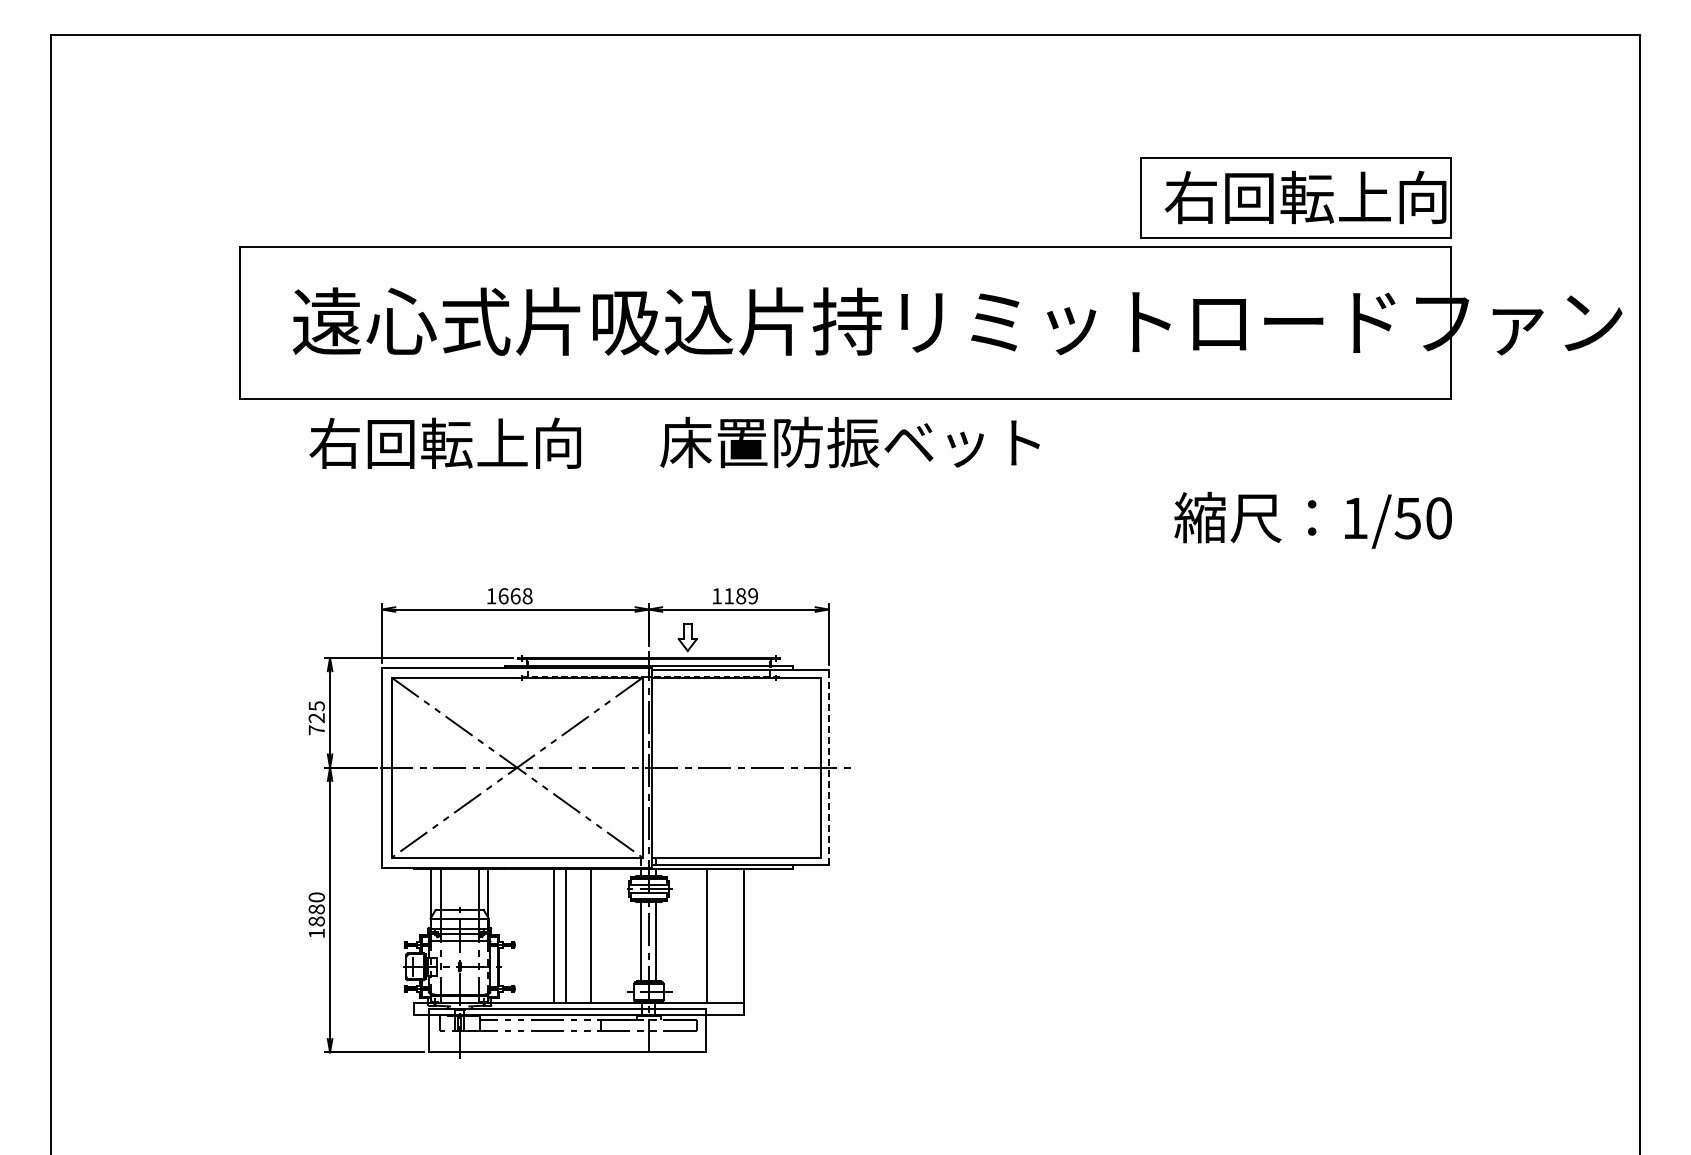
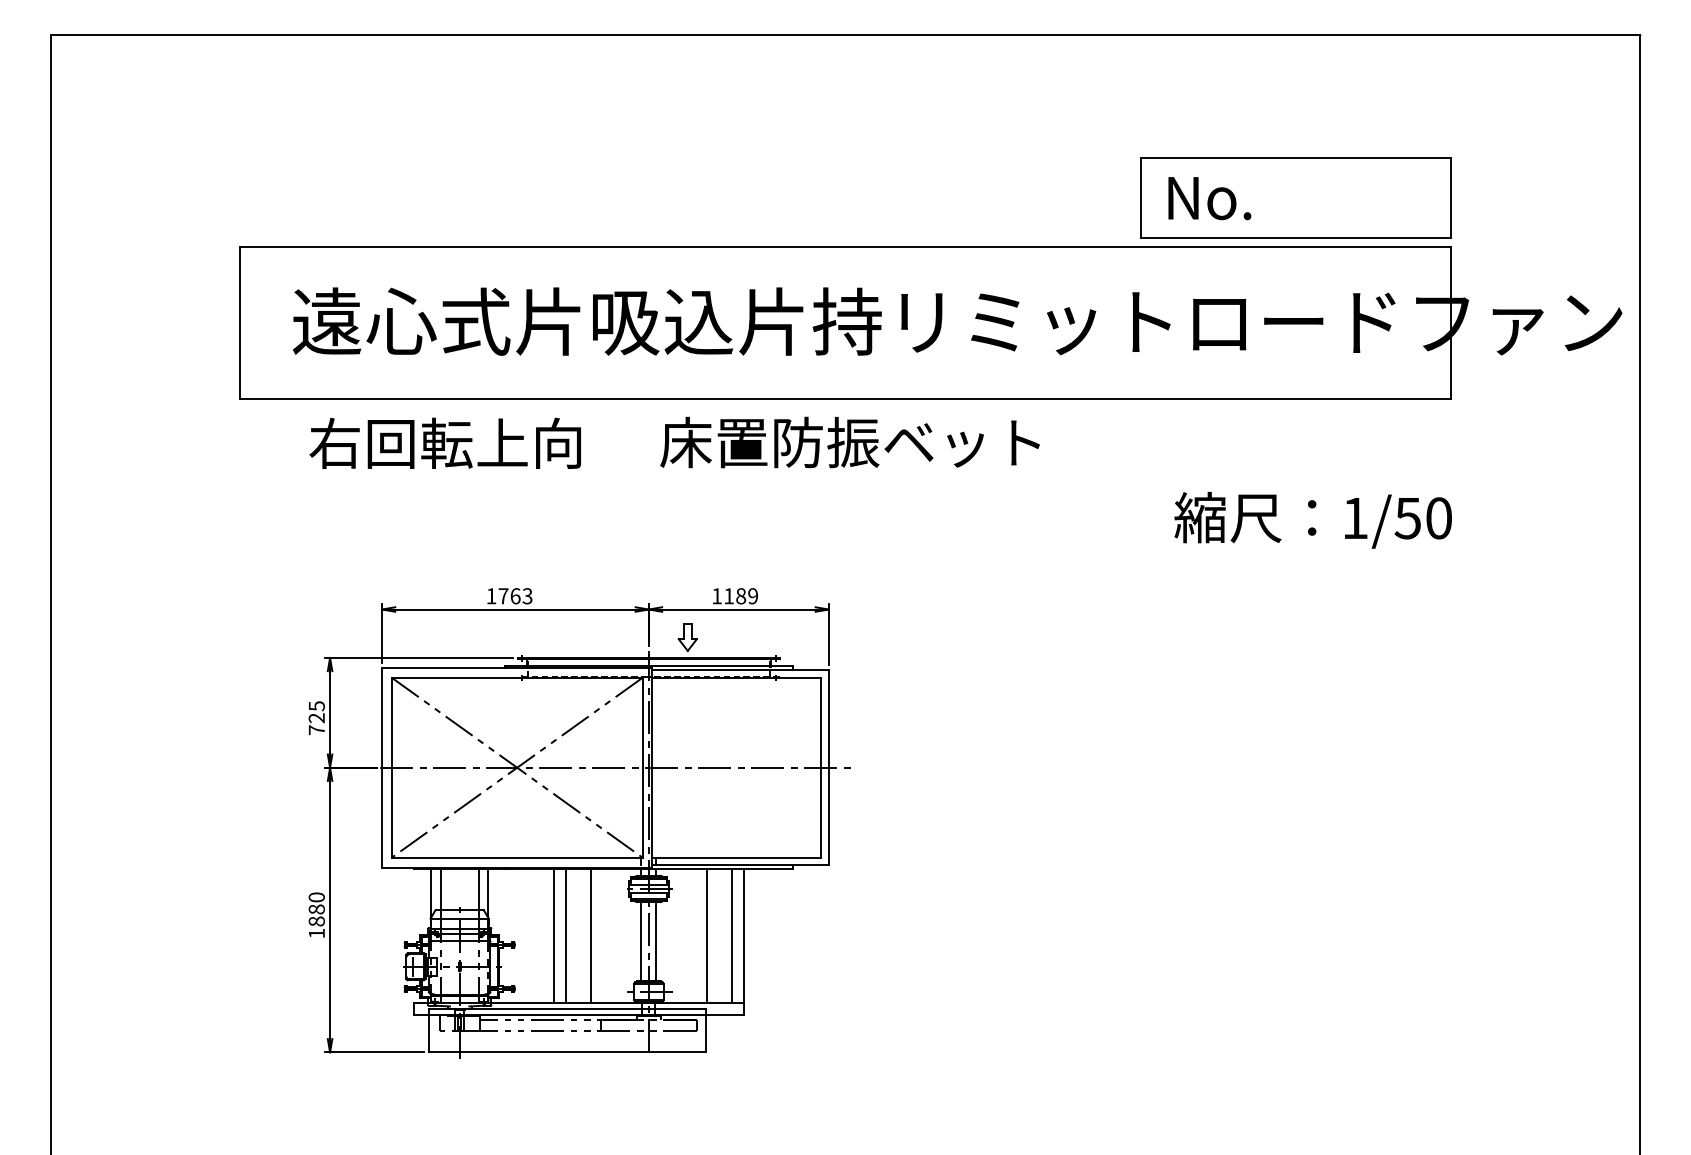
text: 右回転上向 -> No. (1305, 197)
text: 1668 -> 1763 (515, 596)
line: dashed -> solid (828, 767)
line: none -> present (732, 936)
